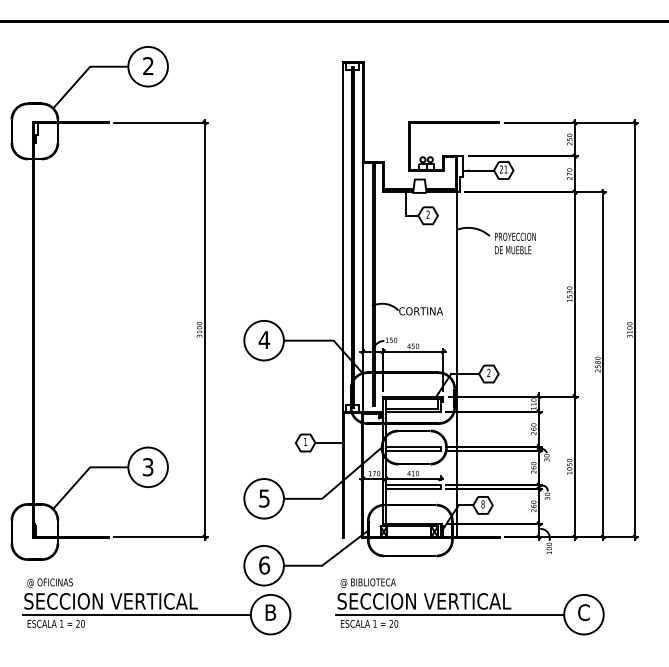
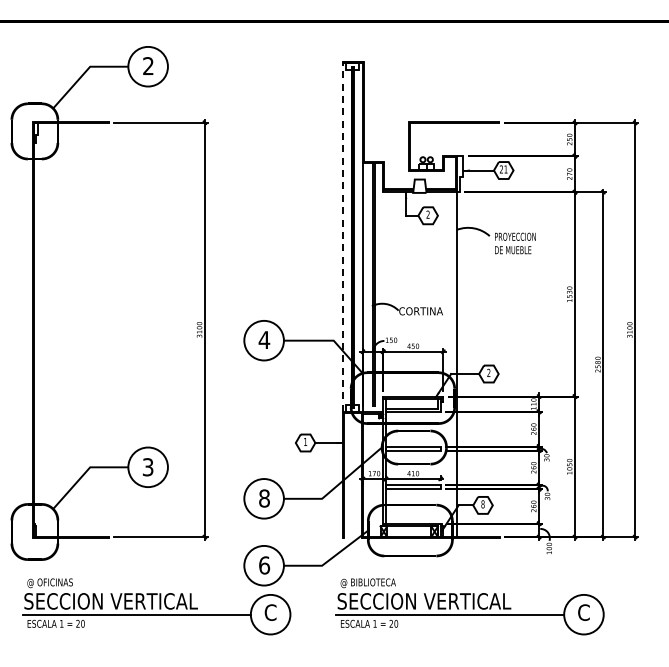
line: solid -> dashed (342, 236)
text: 5 -> 8 (264, 498)
text: B -> C (270, 612)
